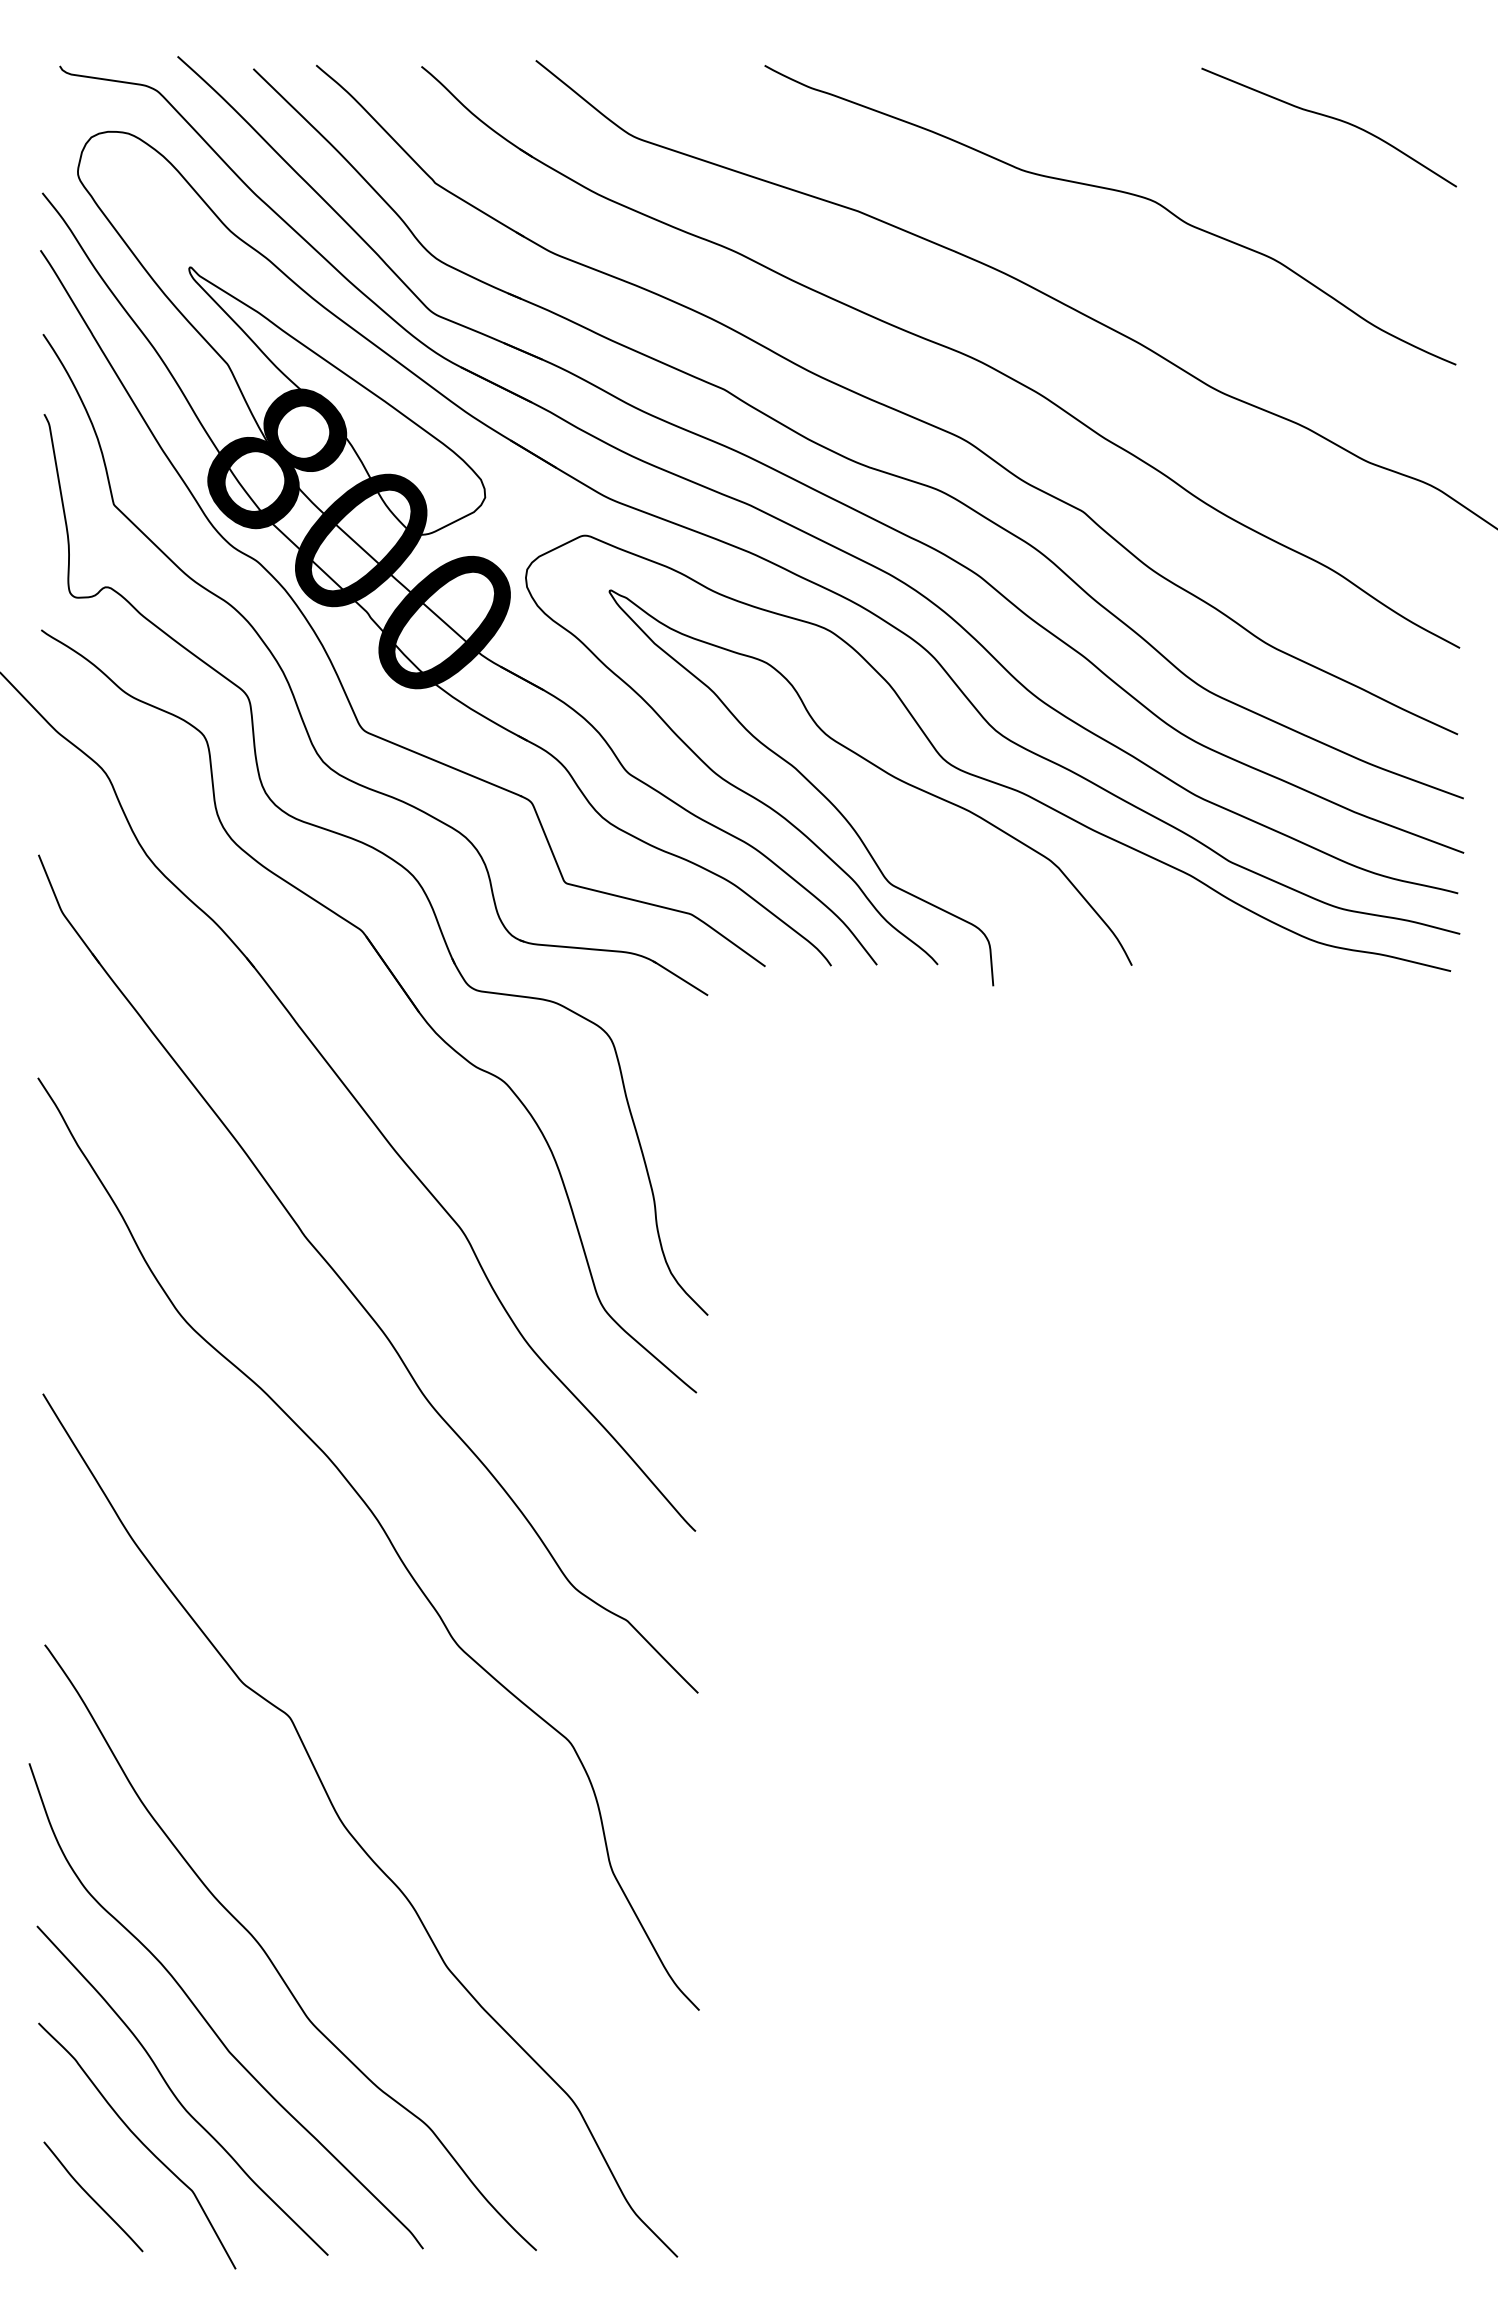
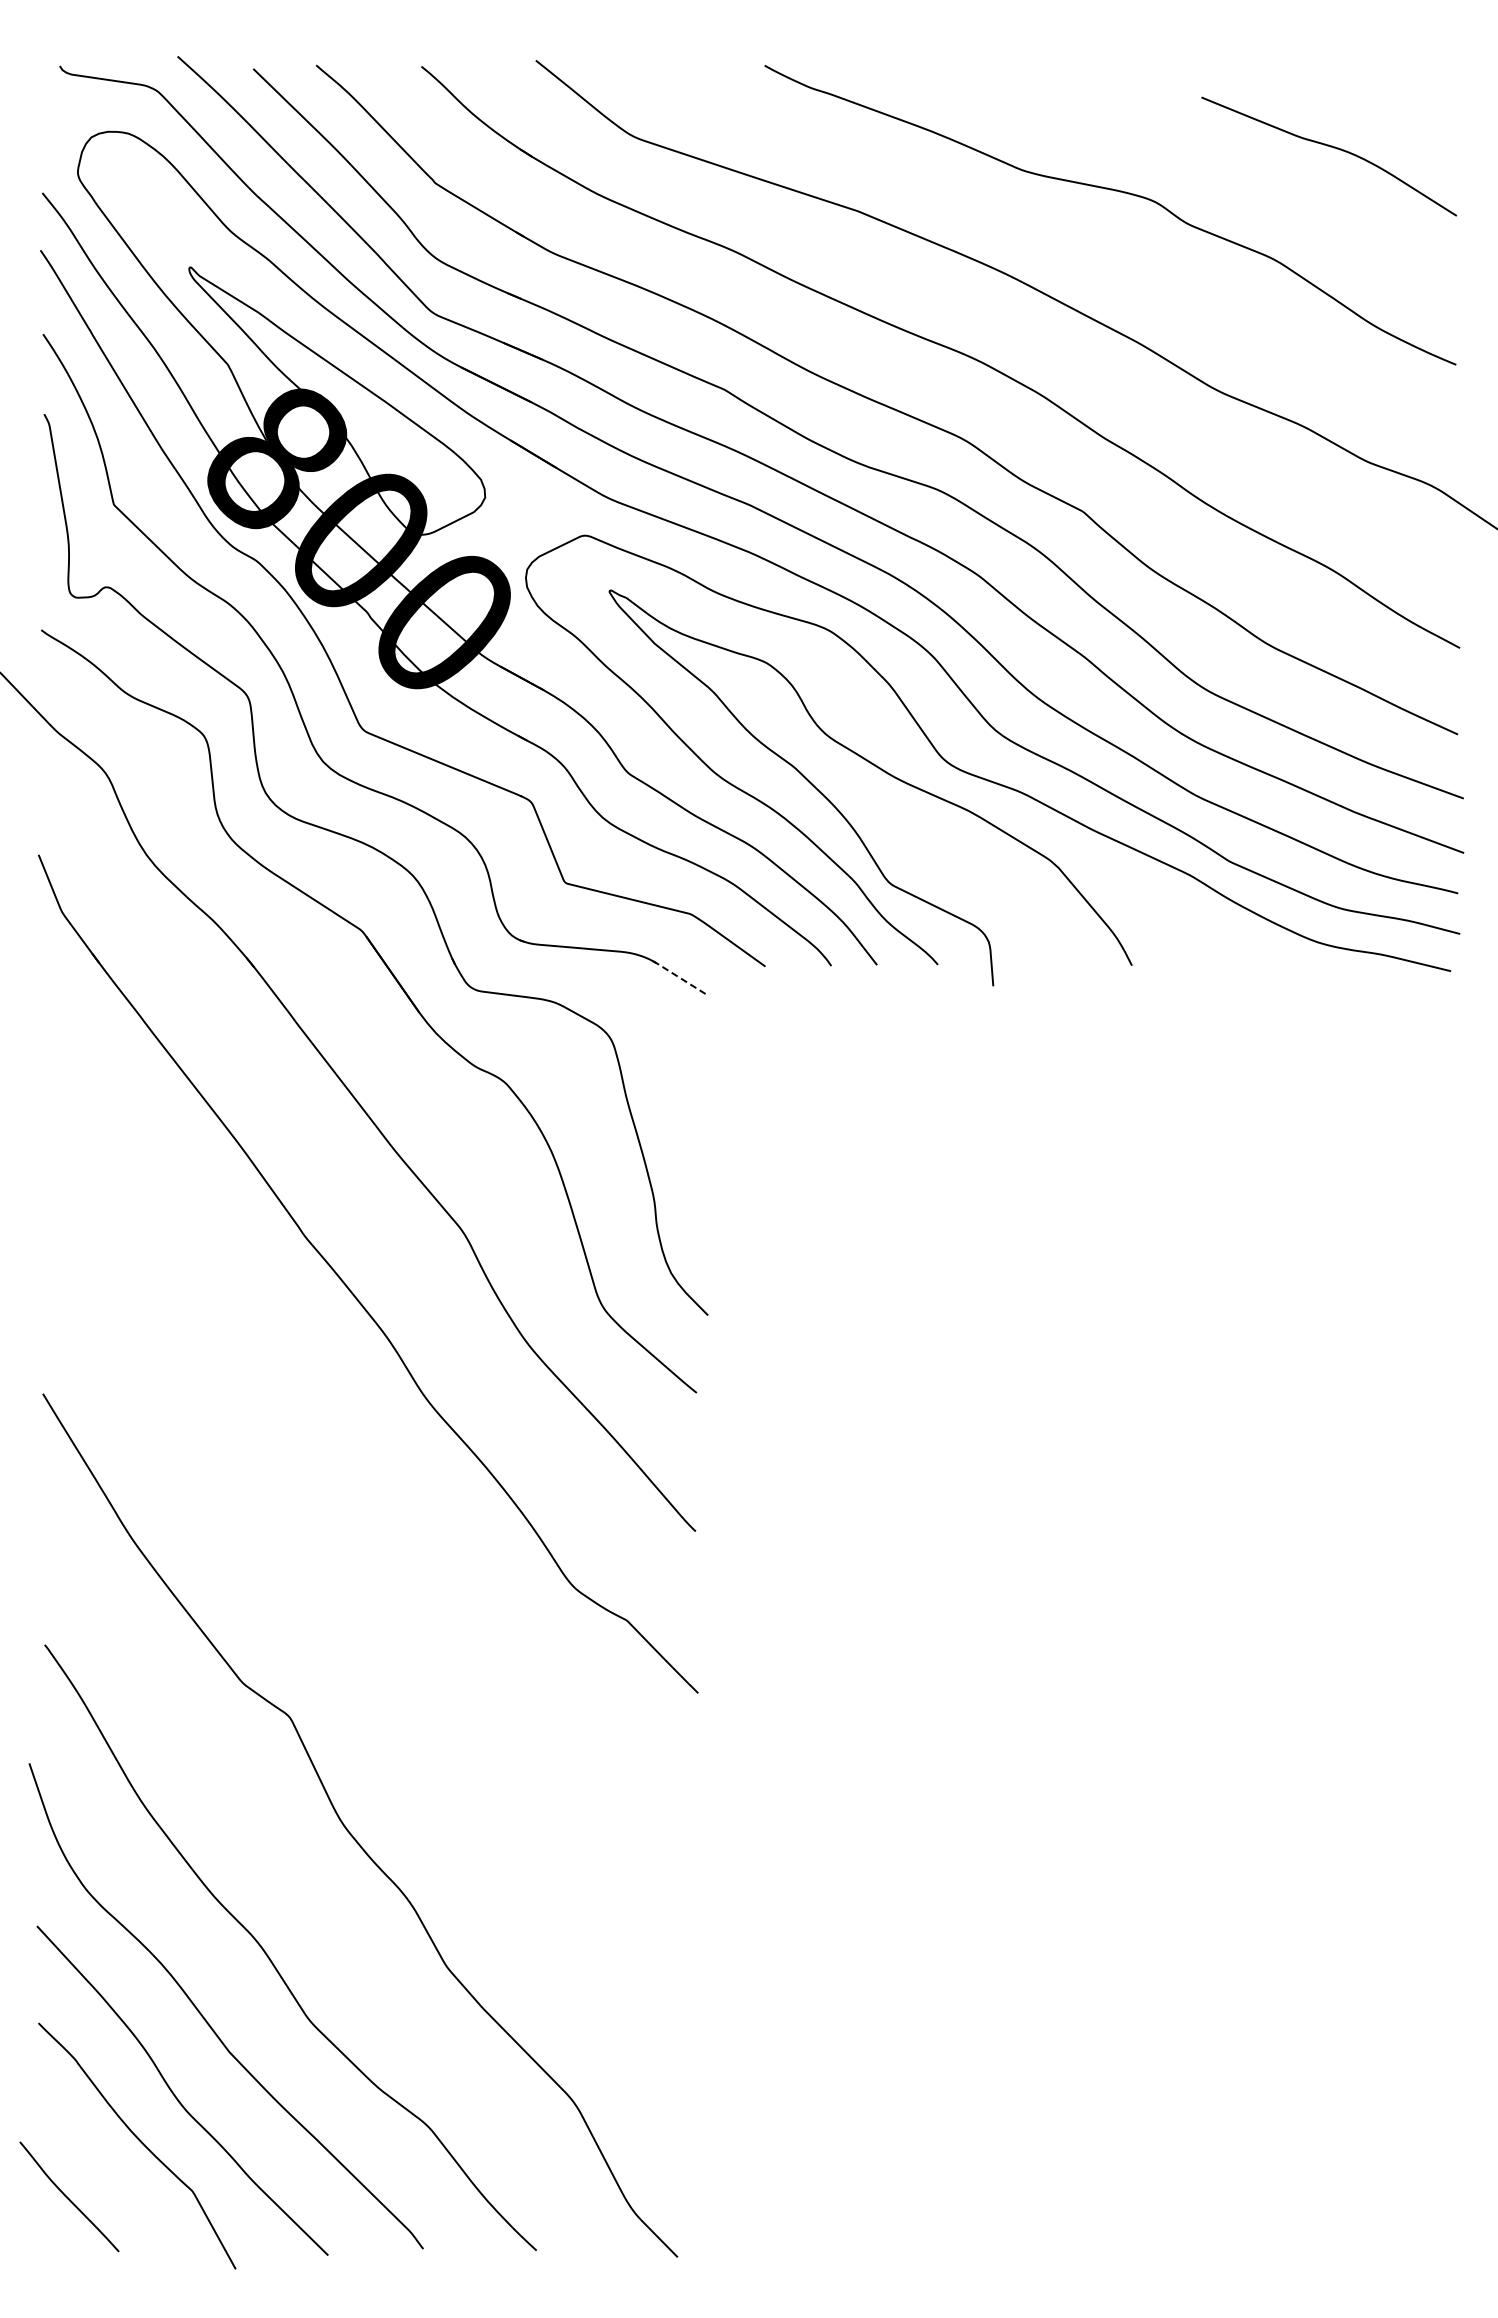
curve position: (1330, 118) -> (1330, 147) (1330, 147)
line: solid -> dashed (680, 978)
curve: present -> none (385, 1535)
curve position: (92, 2197) -> (68, 2197) (68, 2197)
